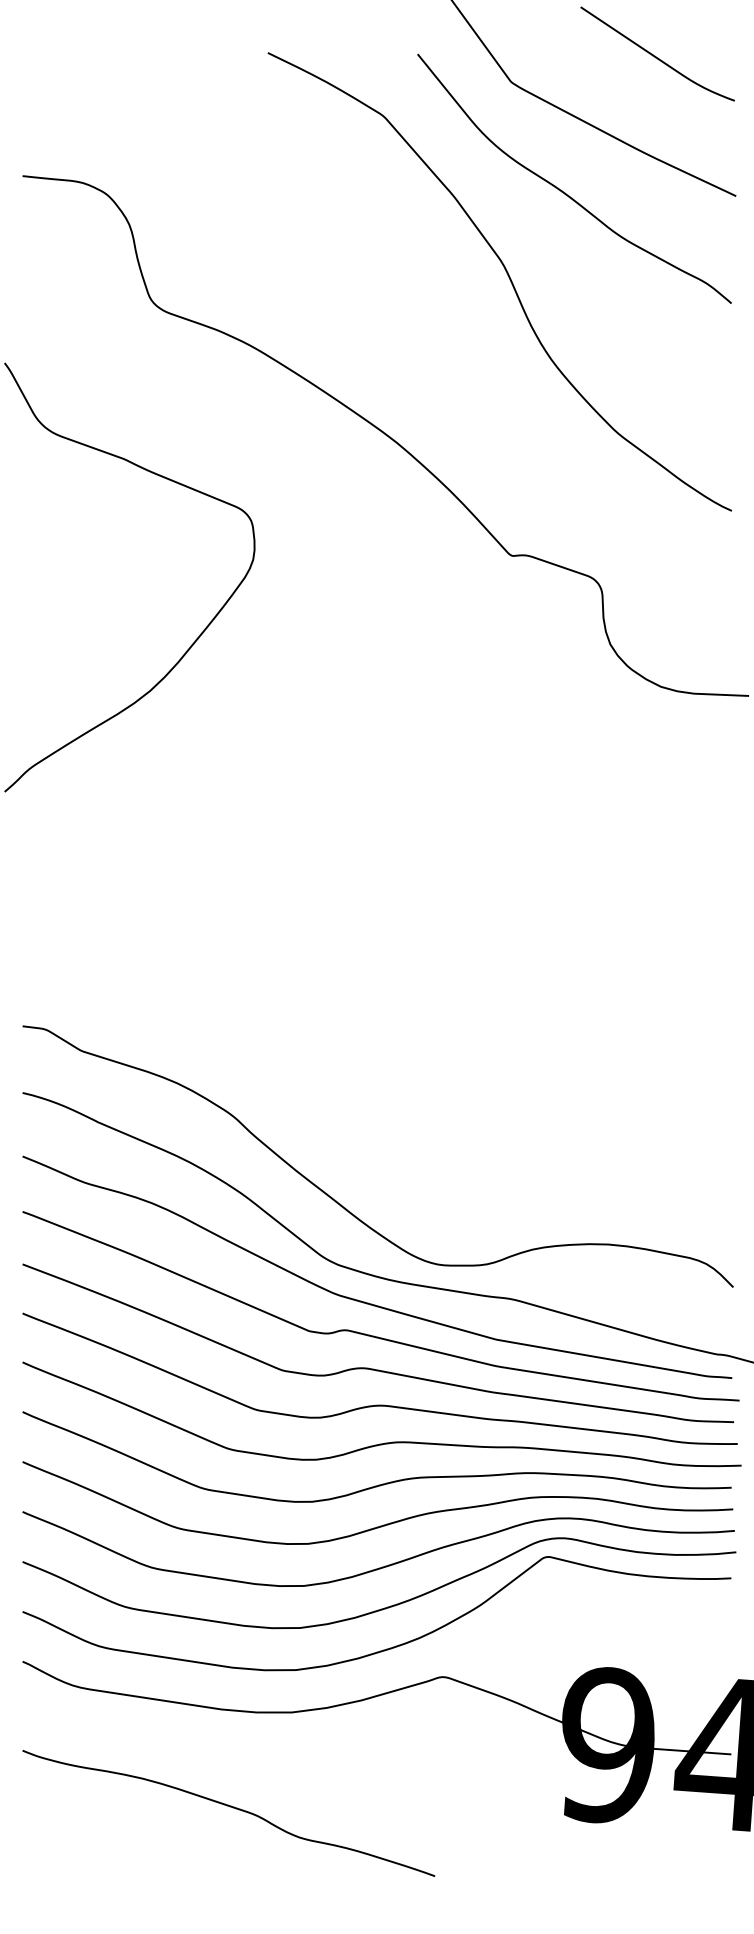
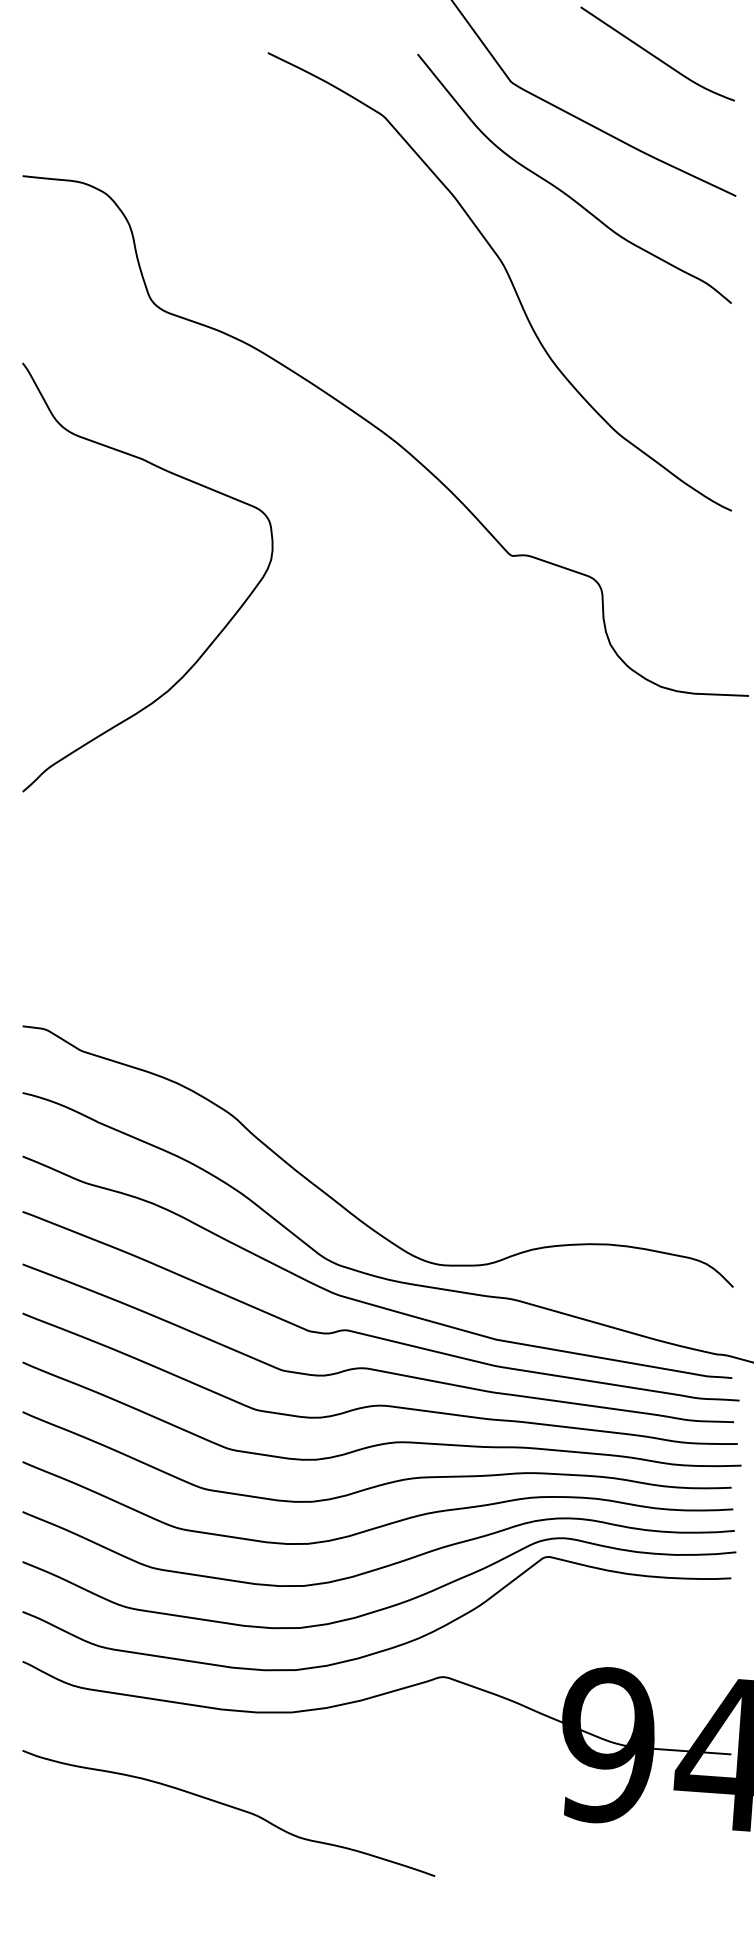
curve position: (199, 634) -> (217, 634) (217, 634)
